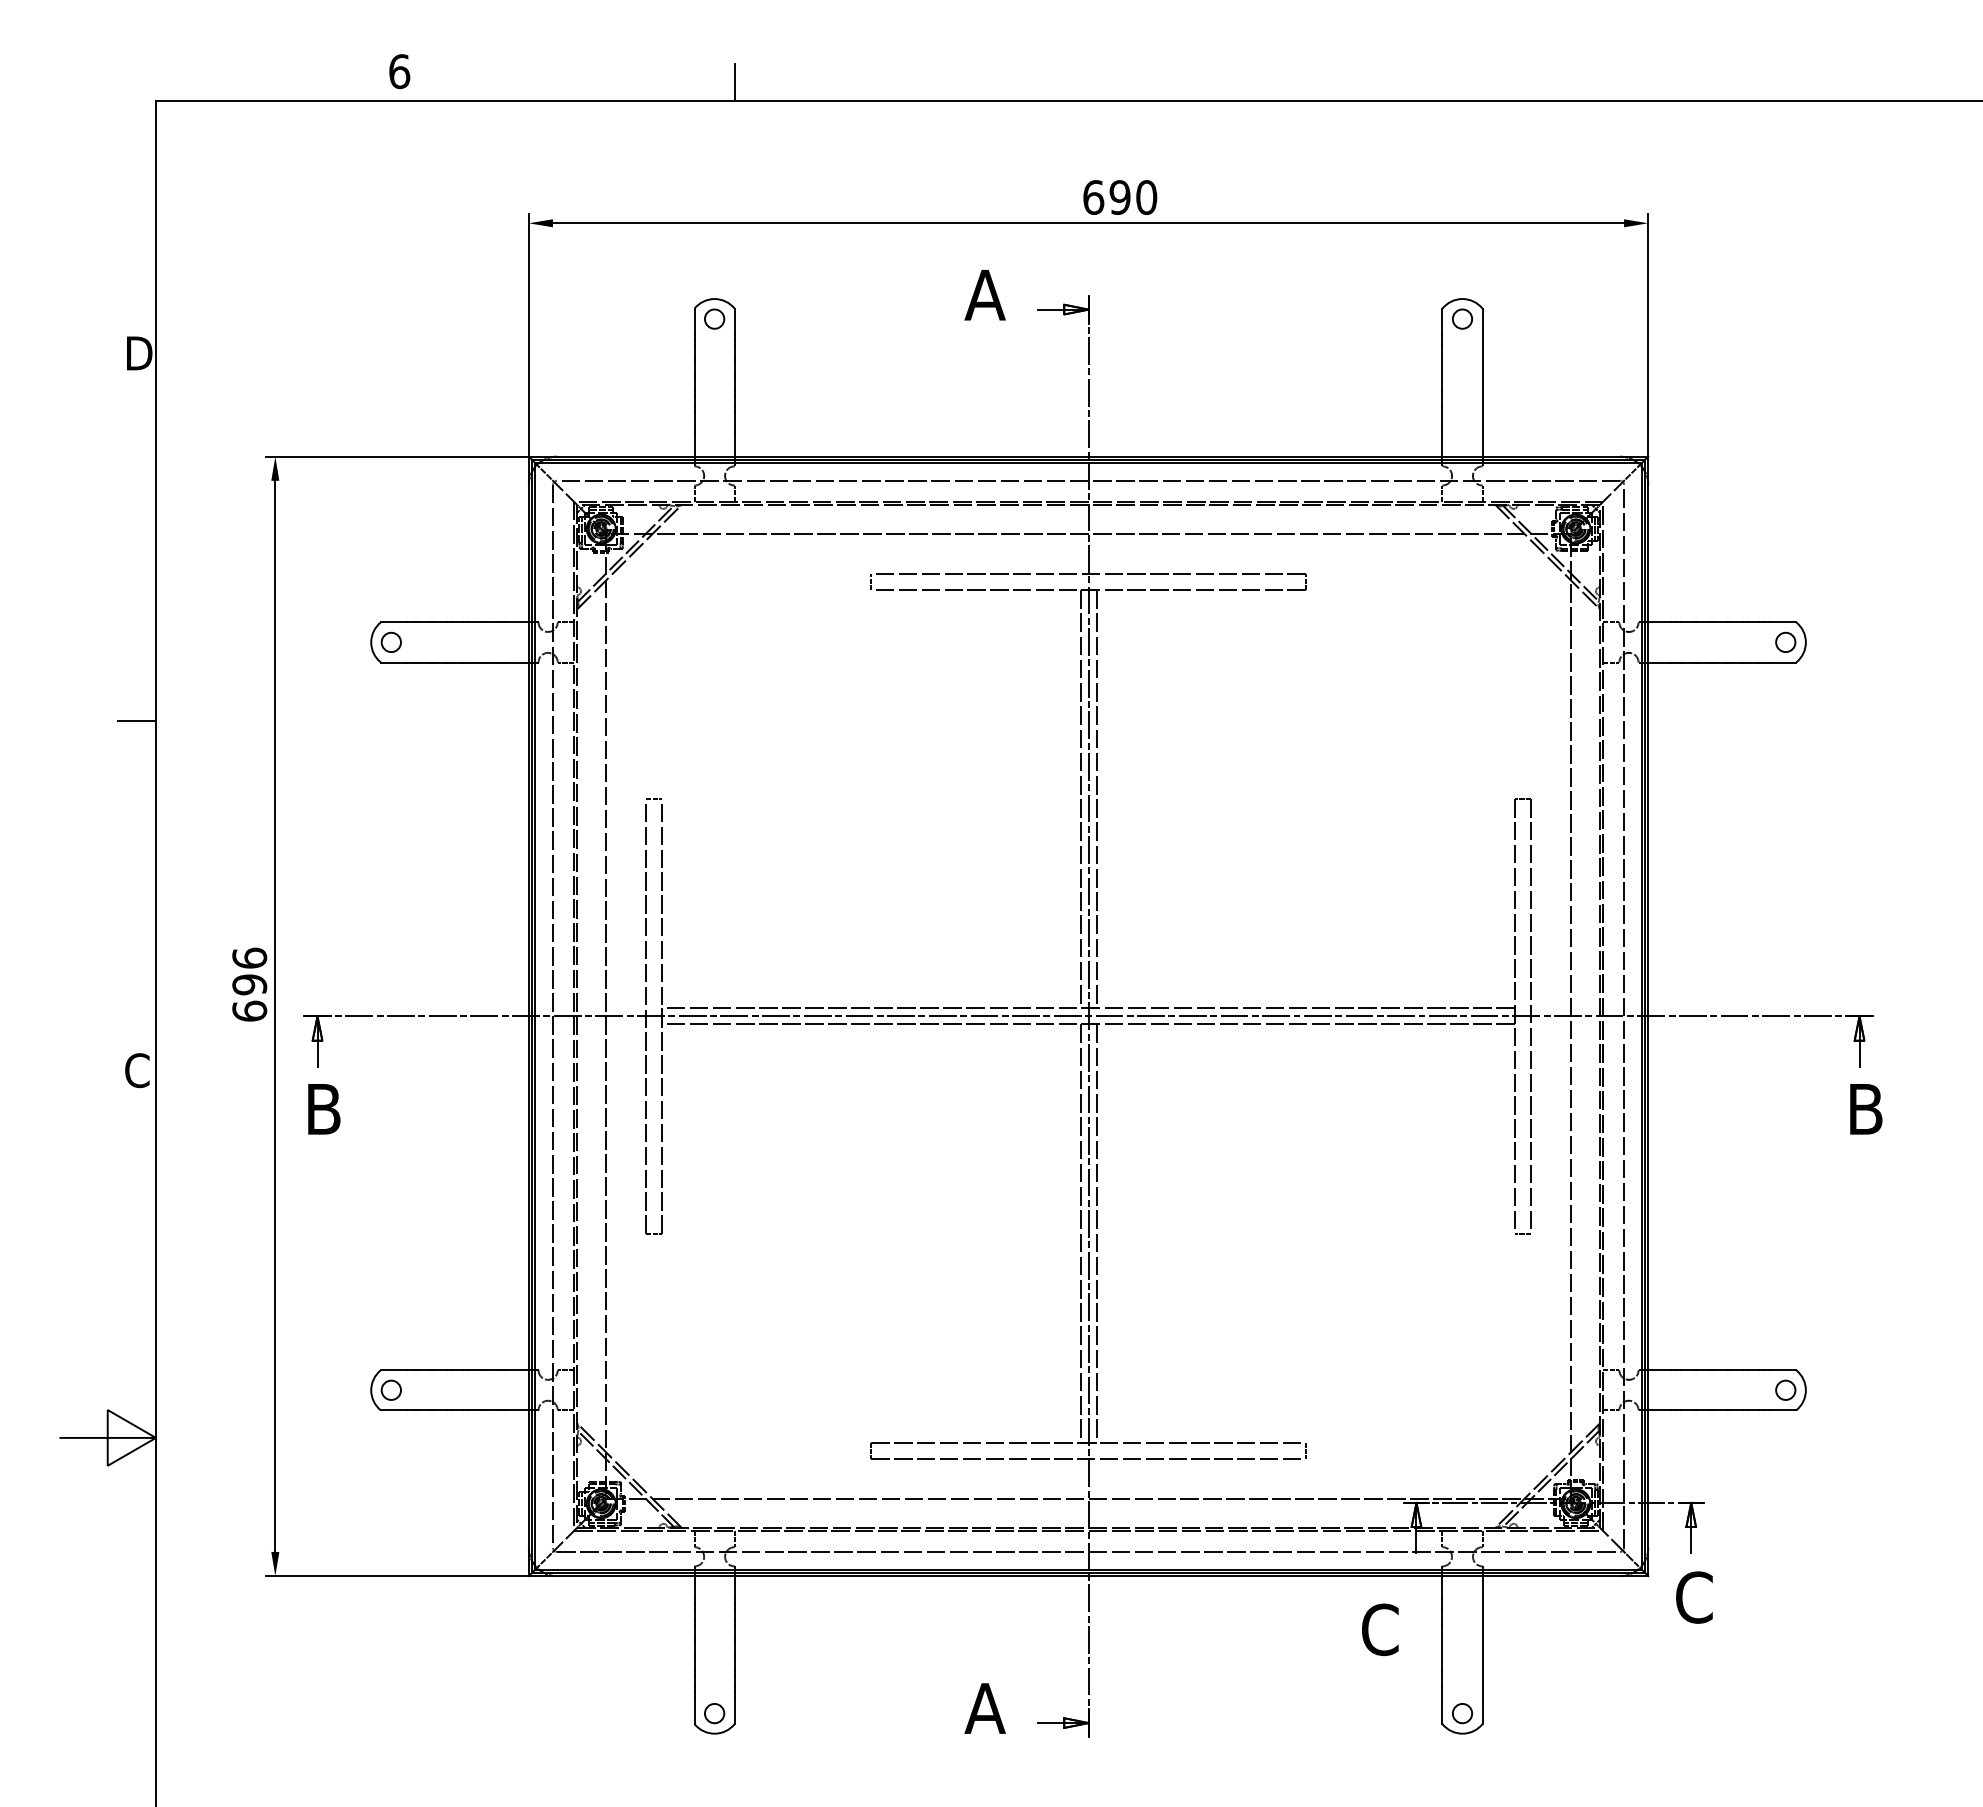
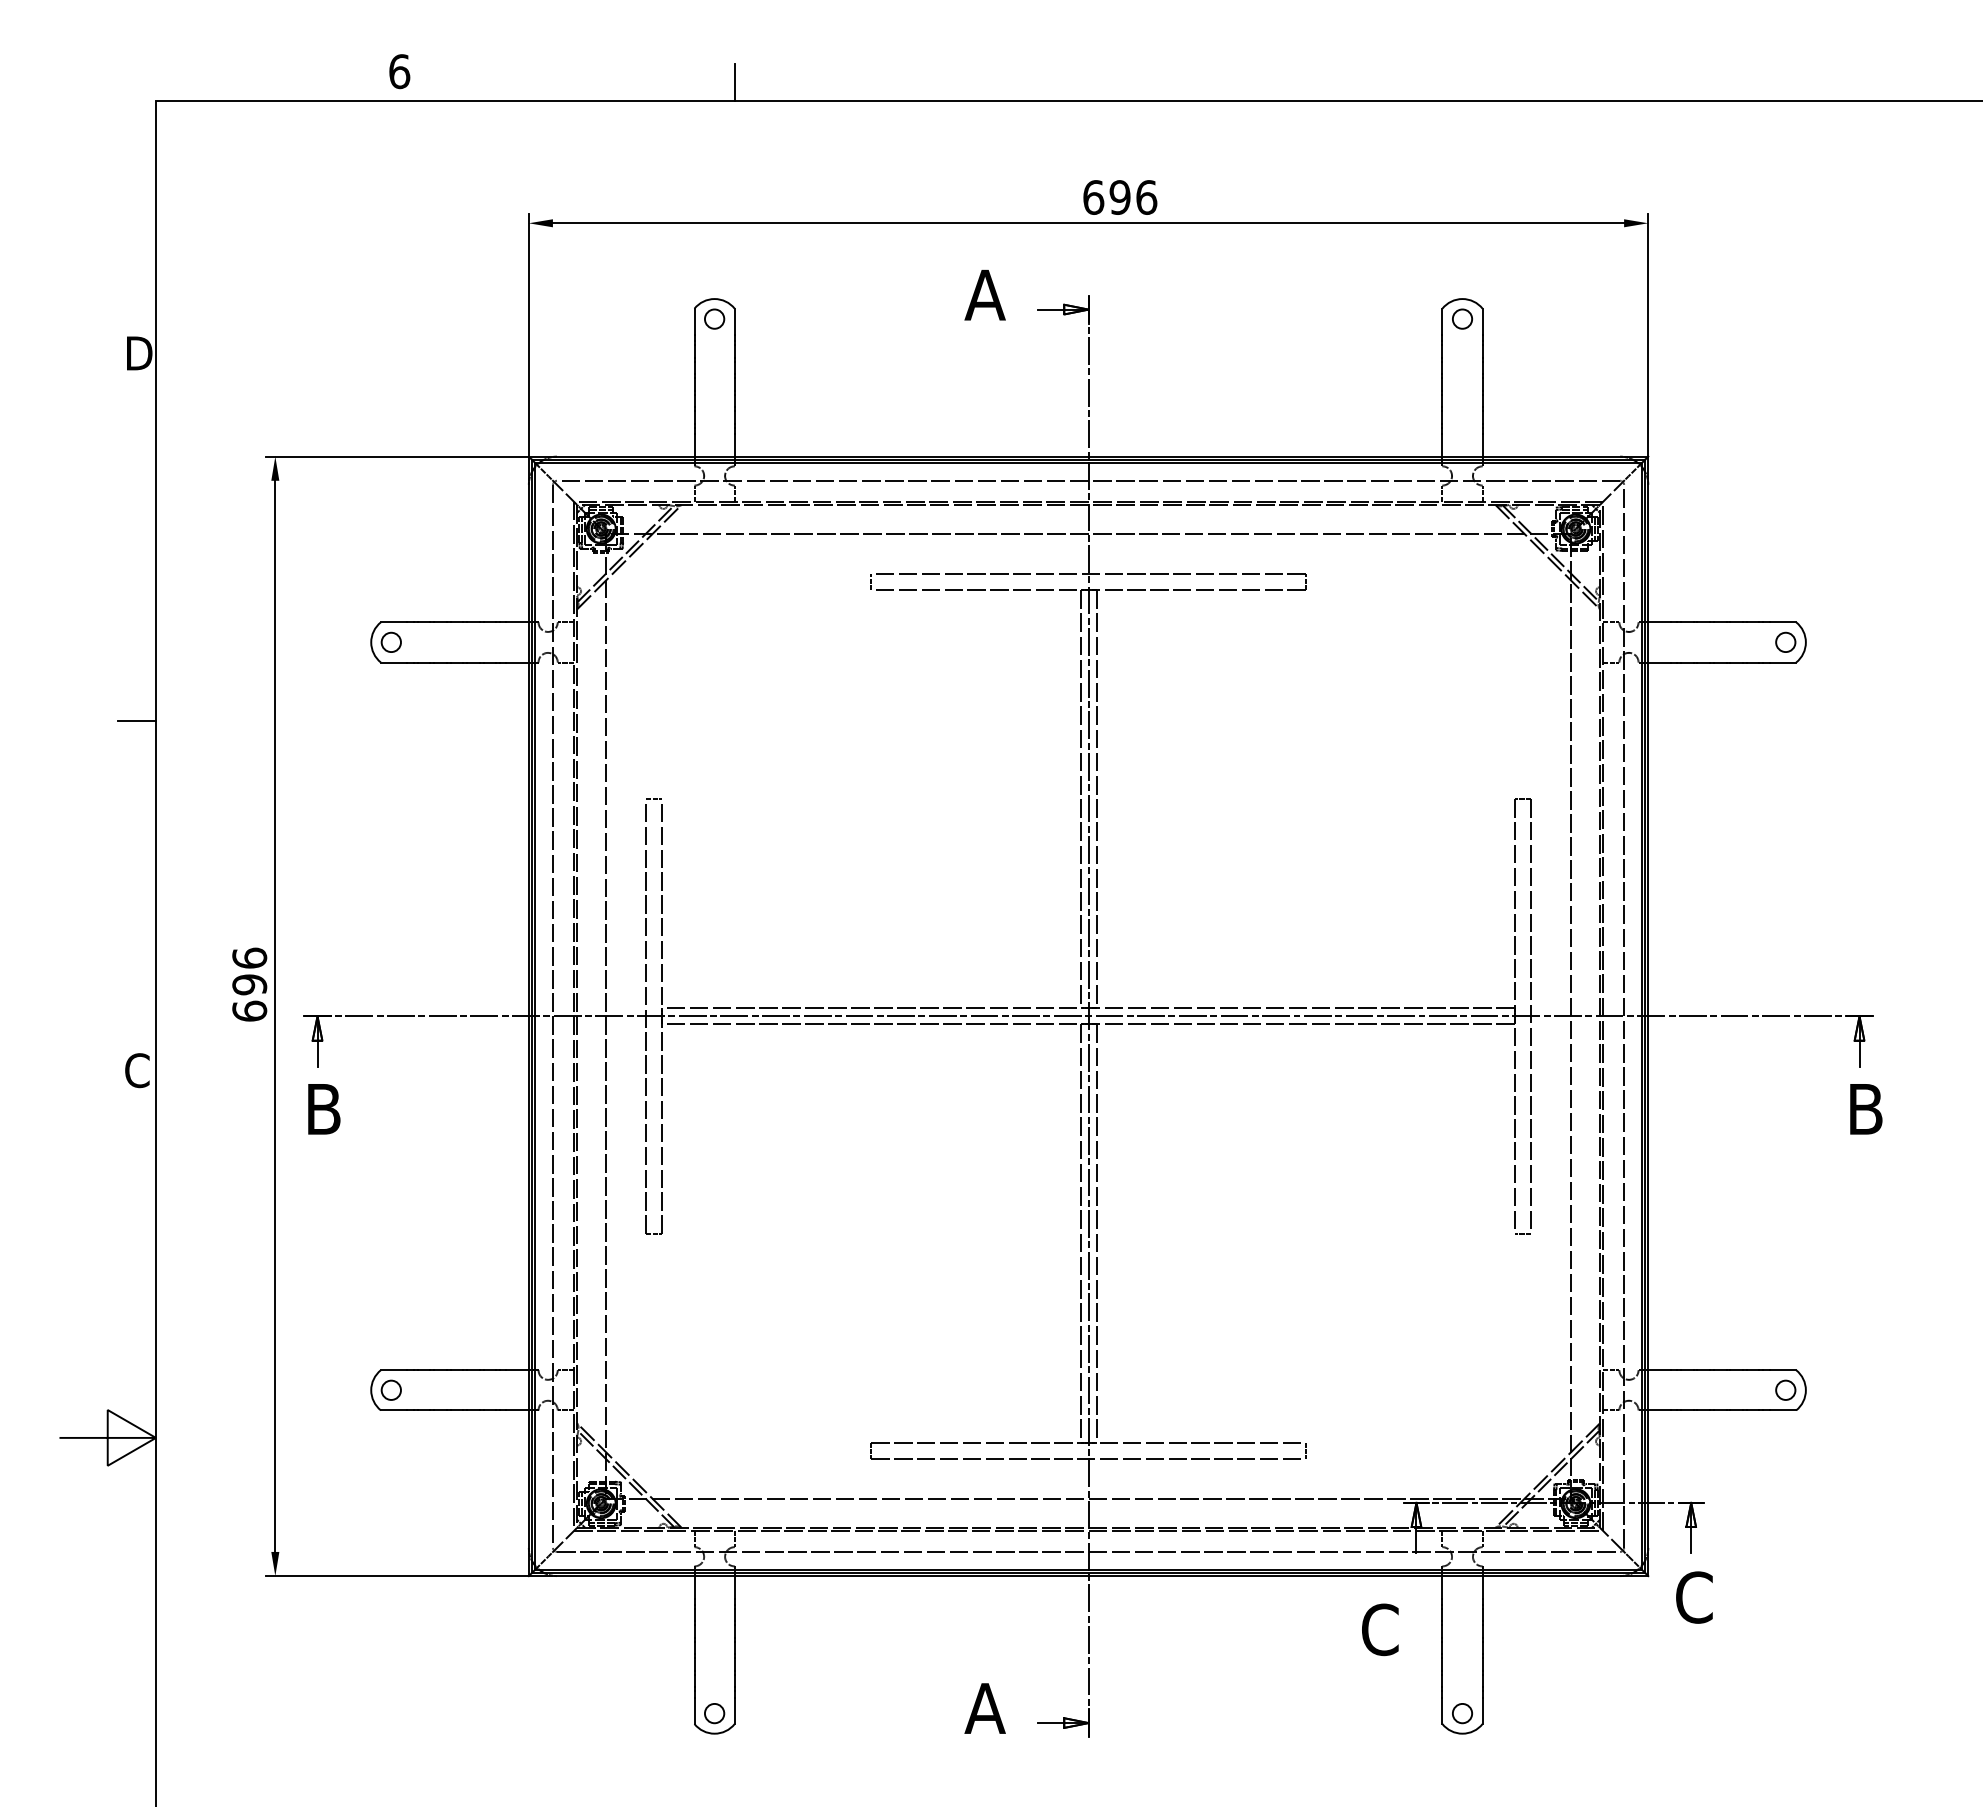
text: 690 -> 696 (1146, 197)
